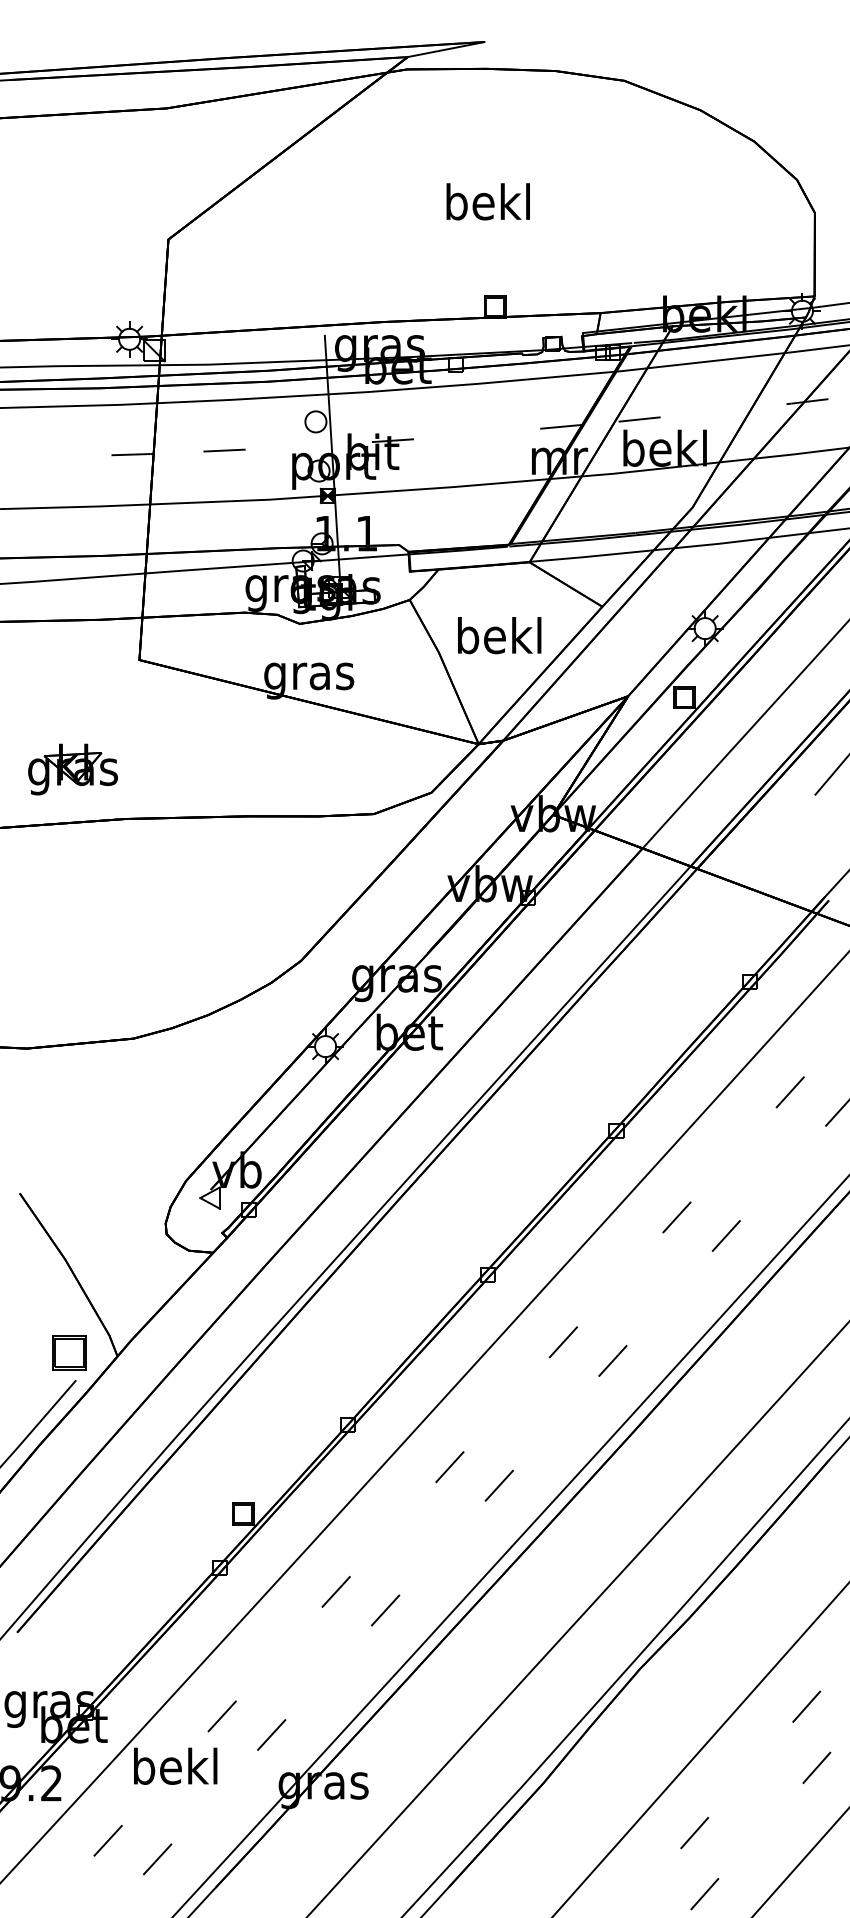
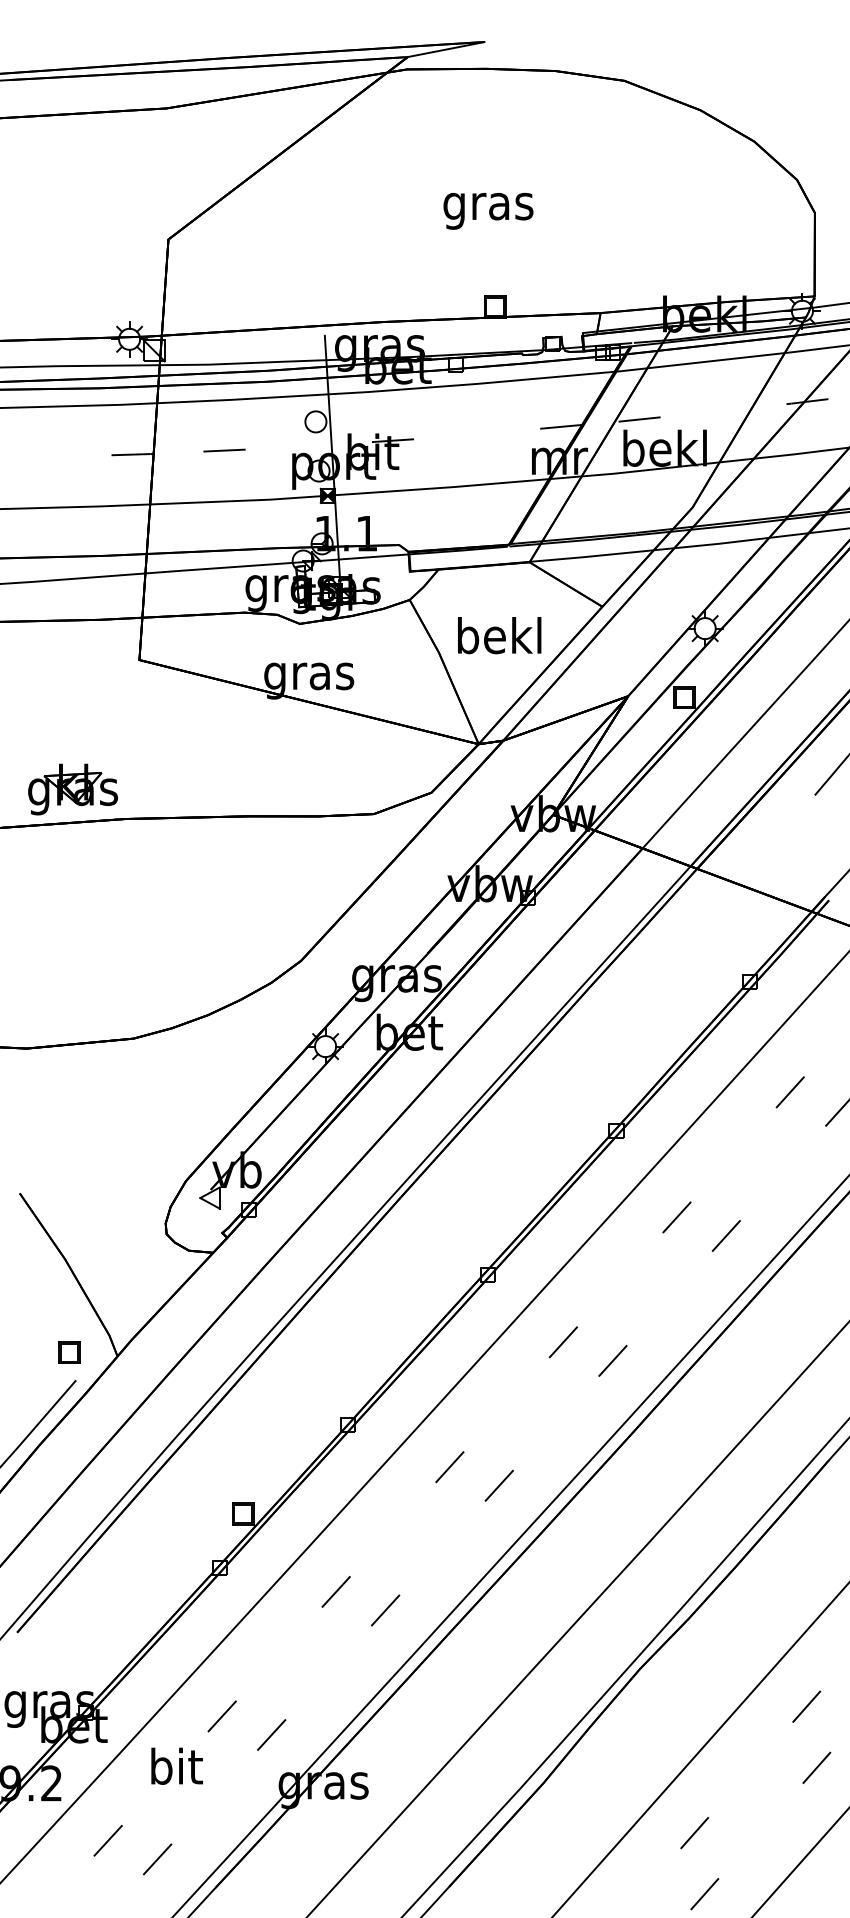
text: bekl -> gras (488, 206)
part position: (72, 769) -> (72, 789) (72, 789)
part size: 35x36 px -> 23x23 px (69, 1352)
text: bekl -> bit (175, 1765)
